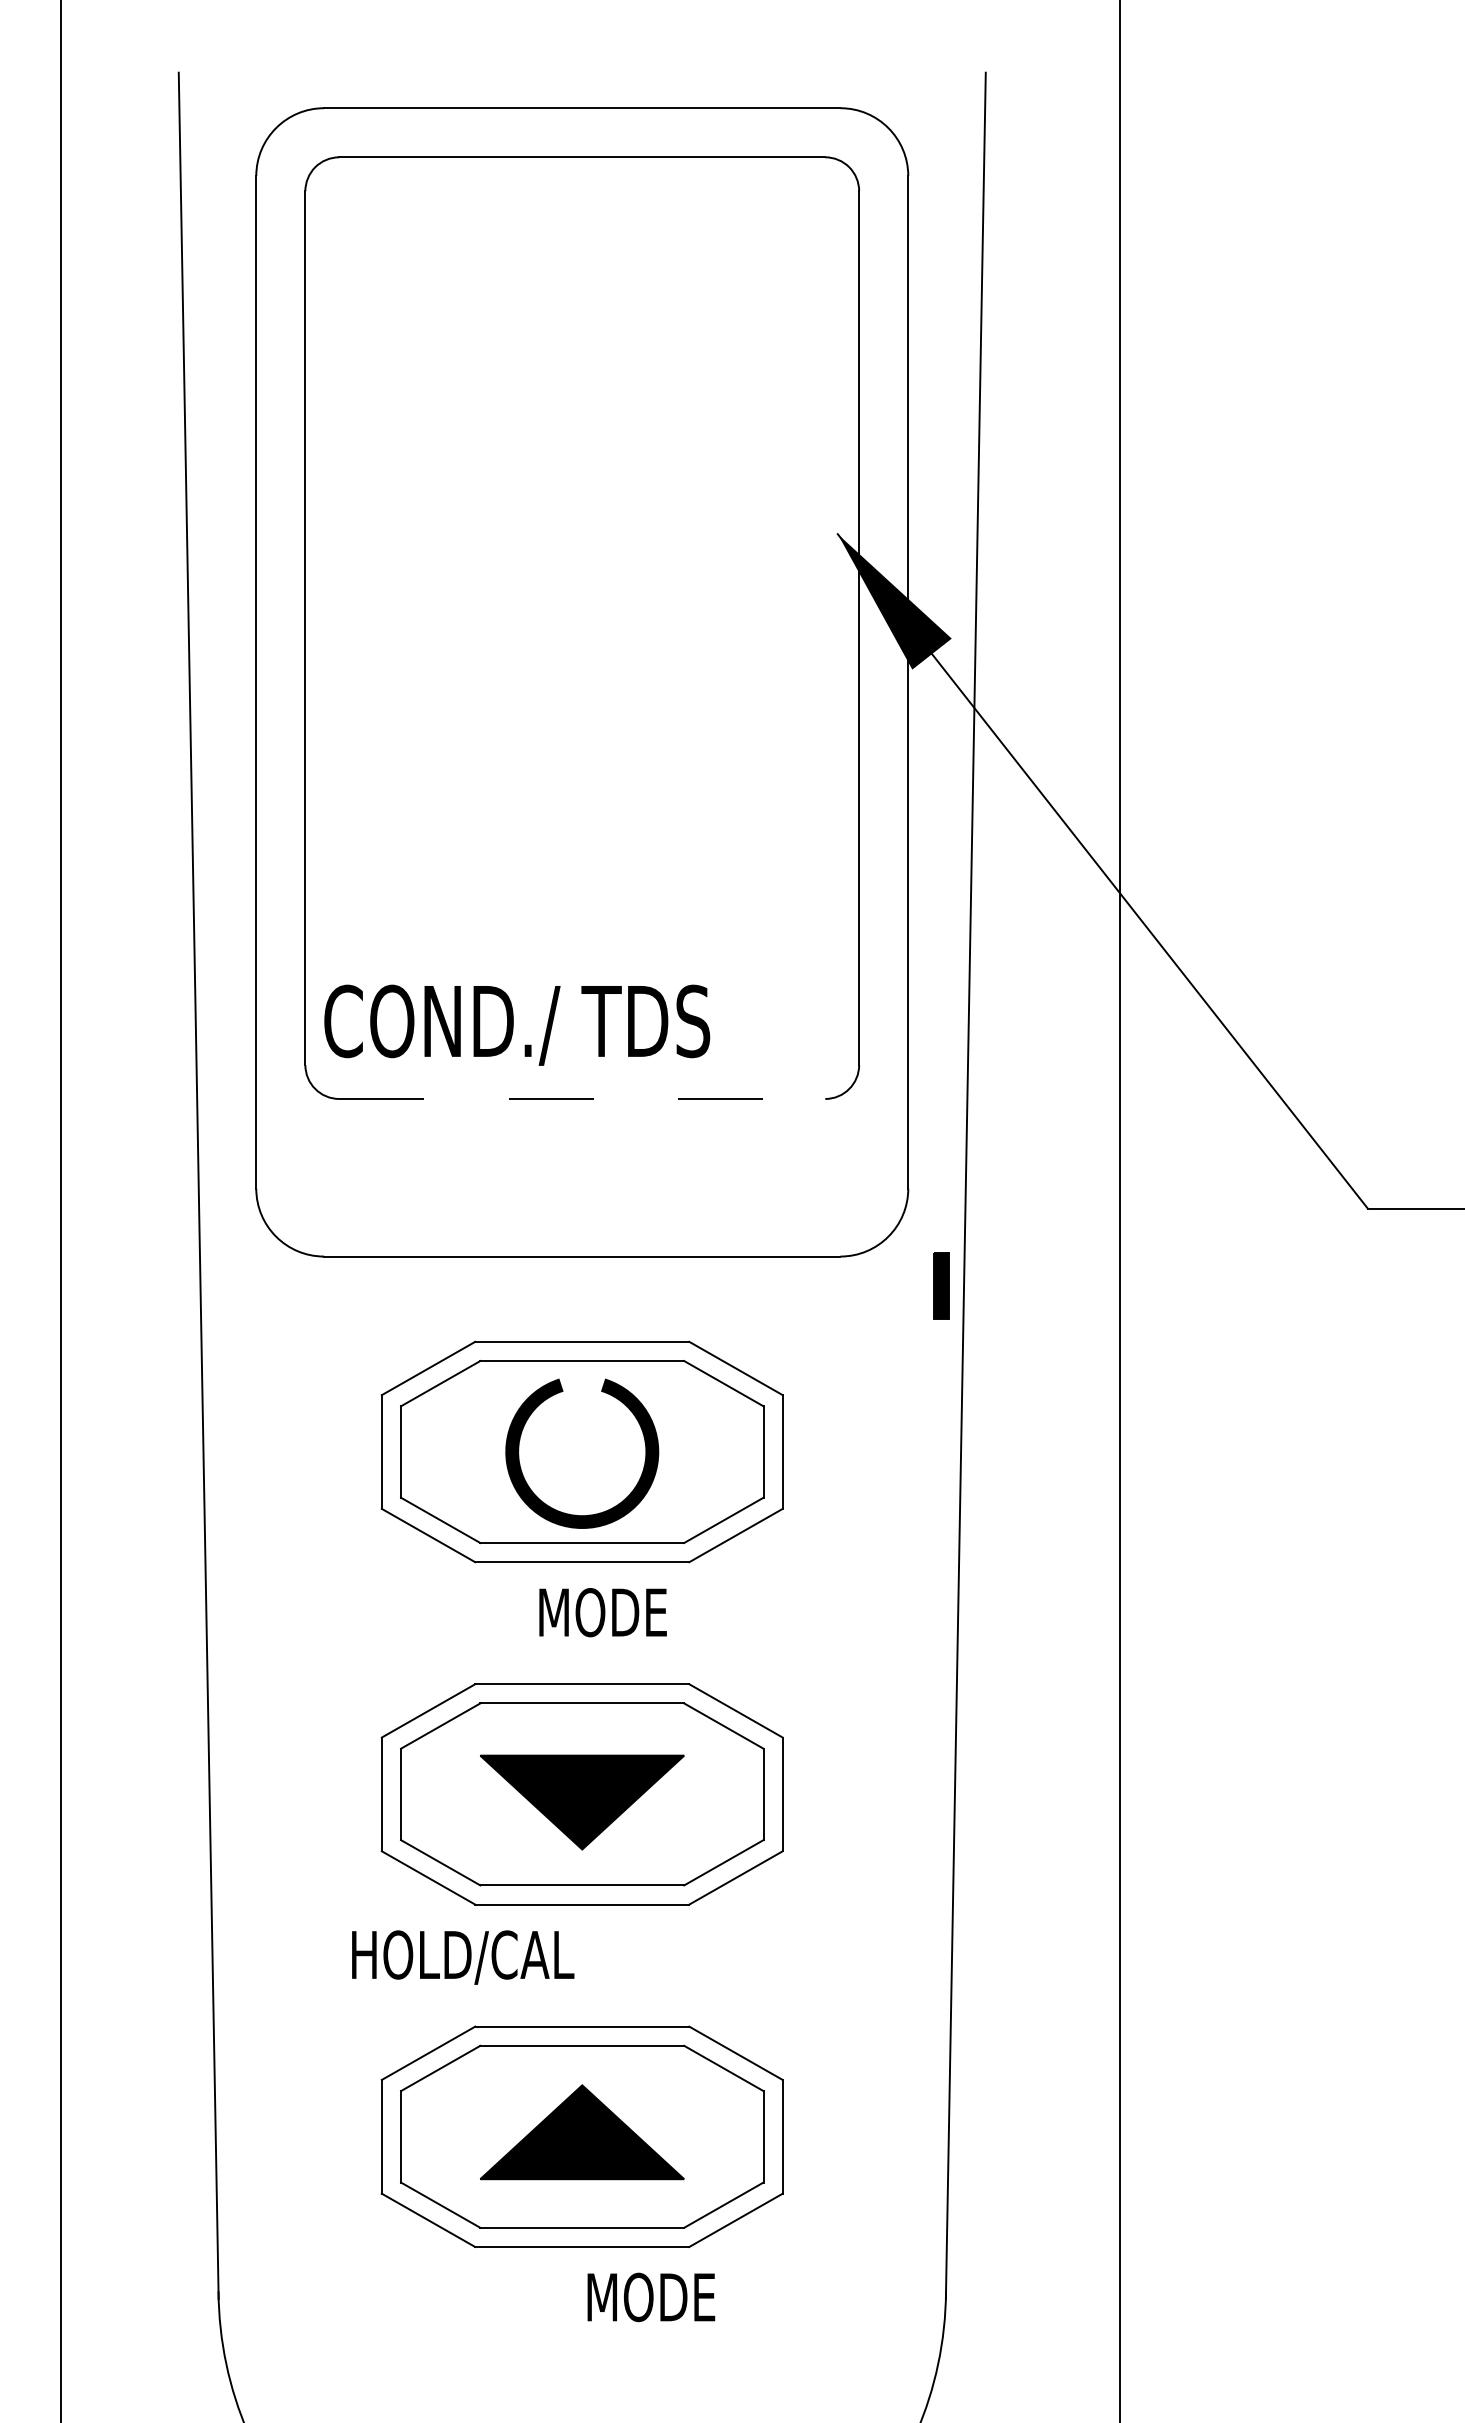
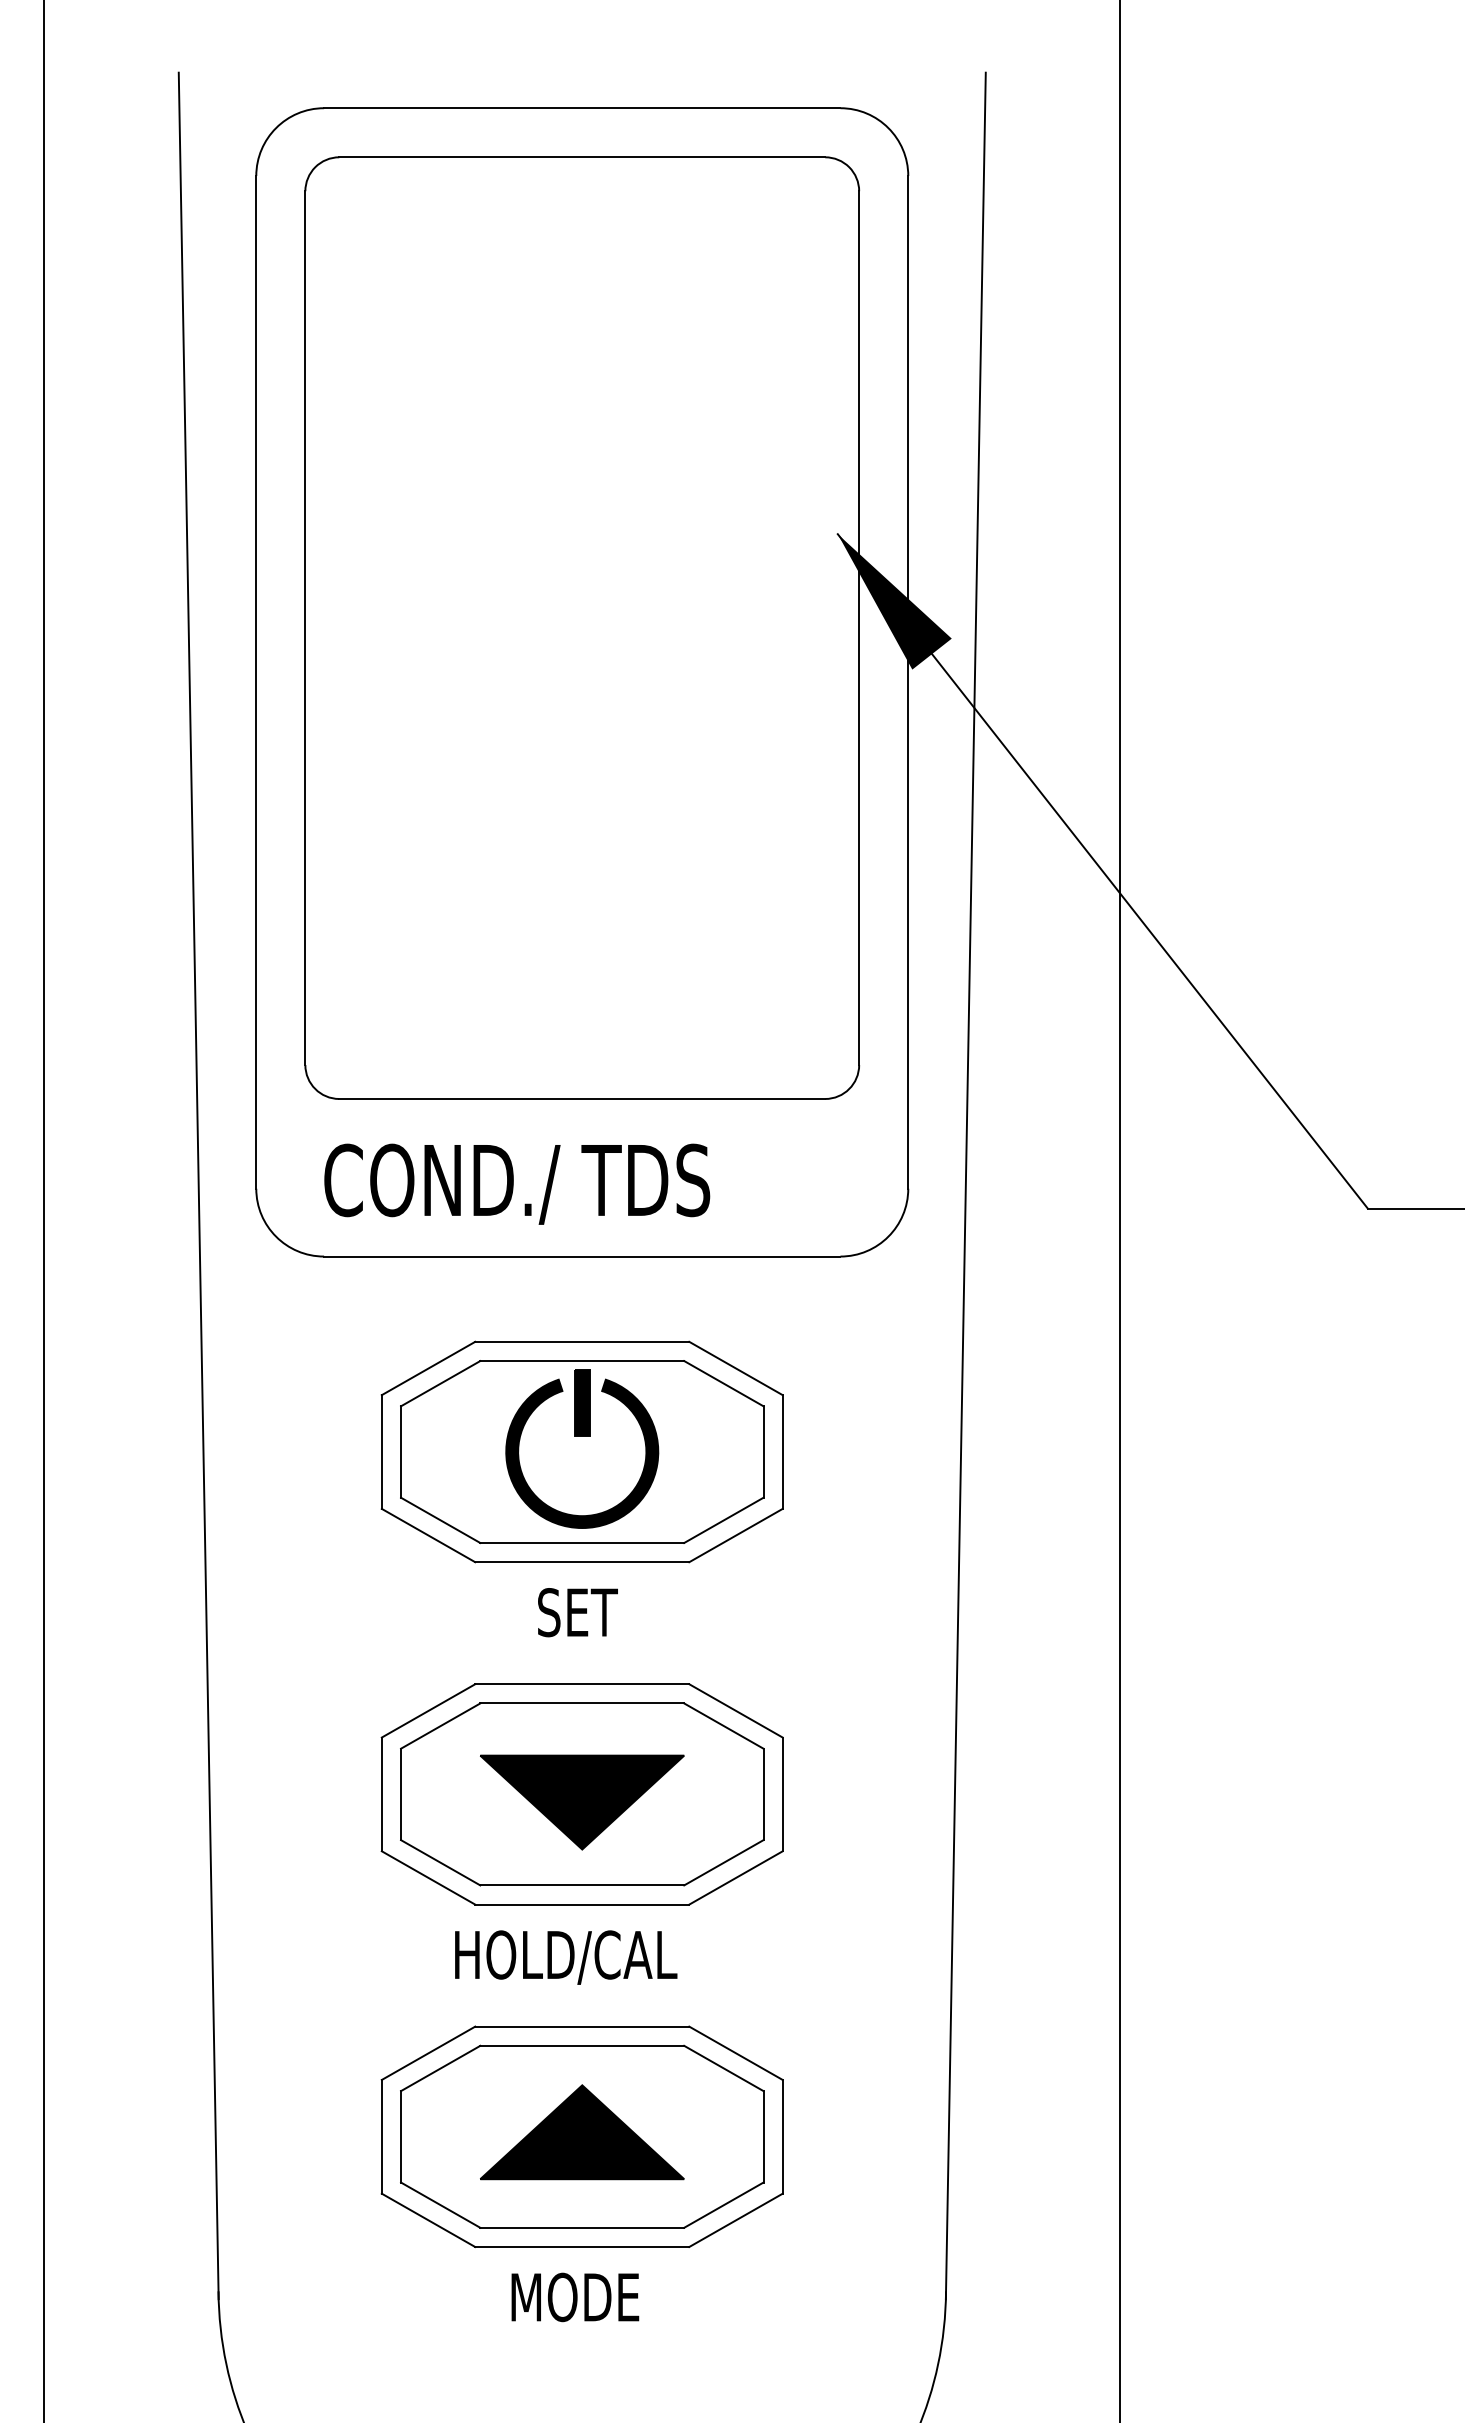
text position: (517, 1024) -> (517, 1183) (517, 1183)
line: dashed -> solid (582, 1098)
line position: (61, 1210) -> (44, 1210) (44, 1210)
part position: (941, 1285) -> (582, 1402) (582, 1402)
text: MODE -> SET (602, 1612)
text position: (463, 1957) -> (566, 1957) (566, 1957)
text position: (651, 2297) -> (575, 2297) (575, 2297)
